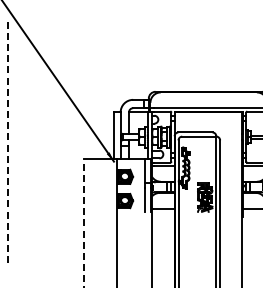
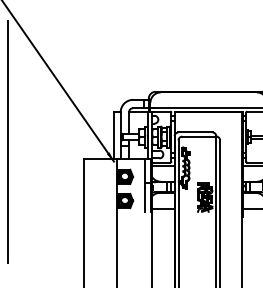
line: dashed -> solid (7, 141)
line: dashed -> solid (83, 222)
